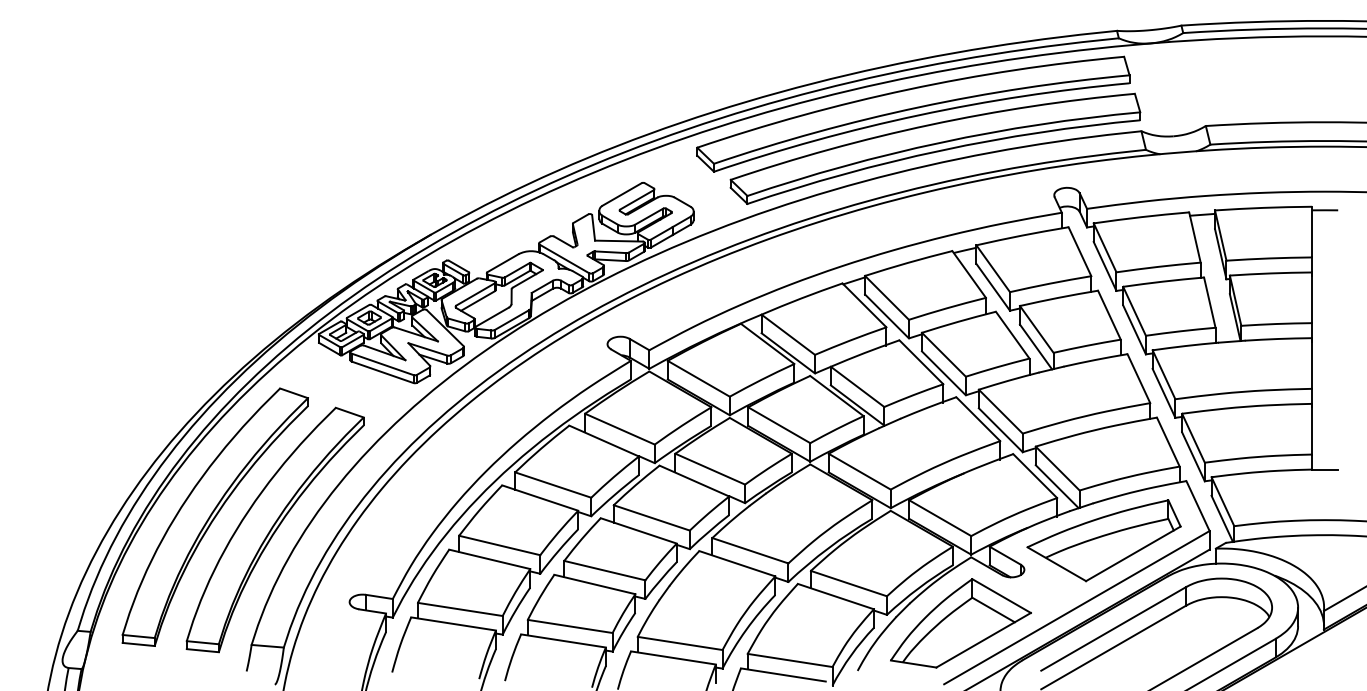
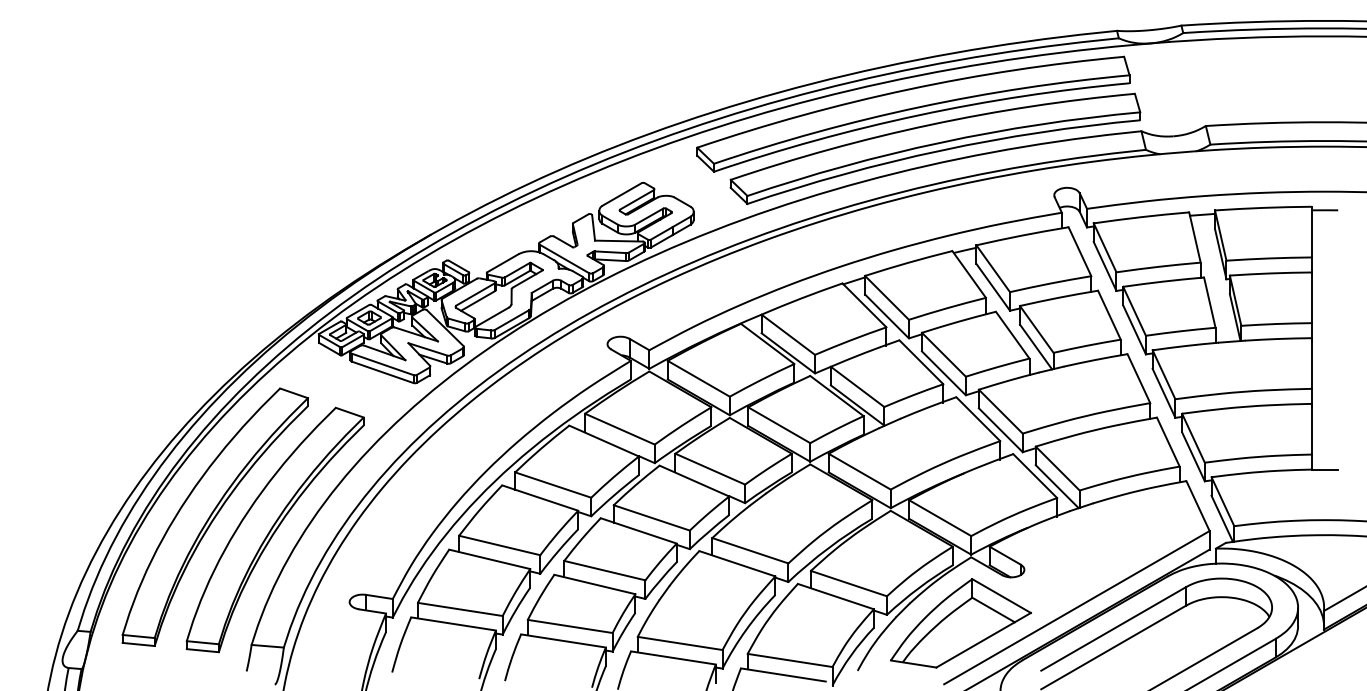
part: present -> none (1103, 540)
